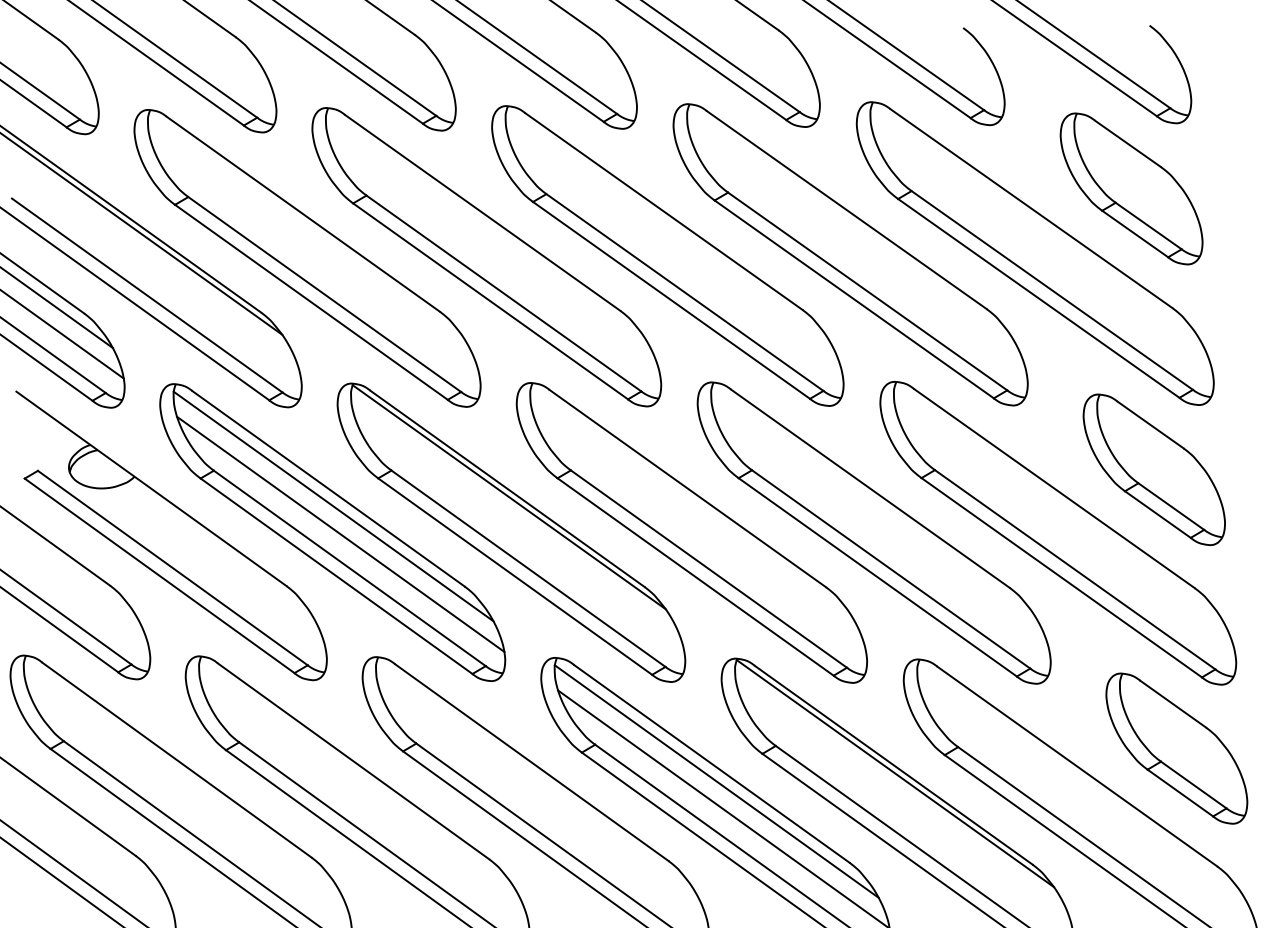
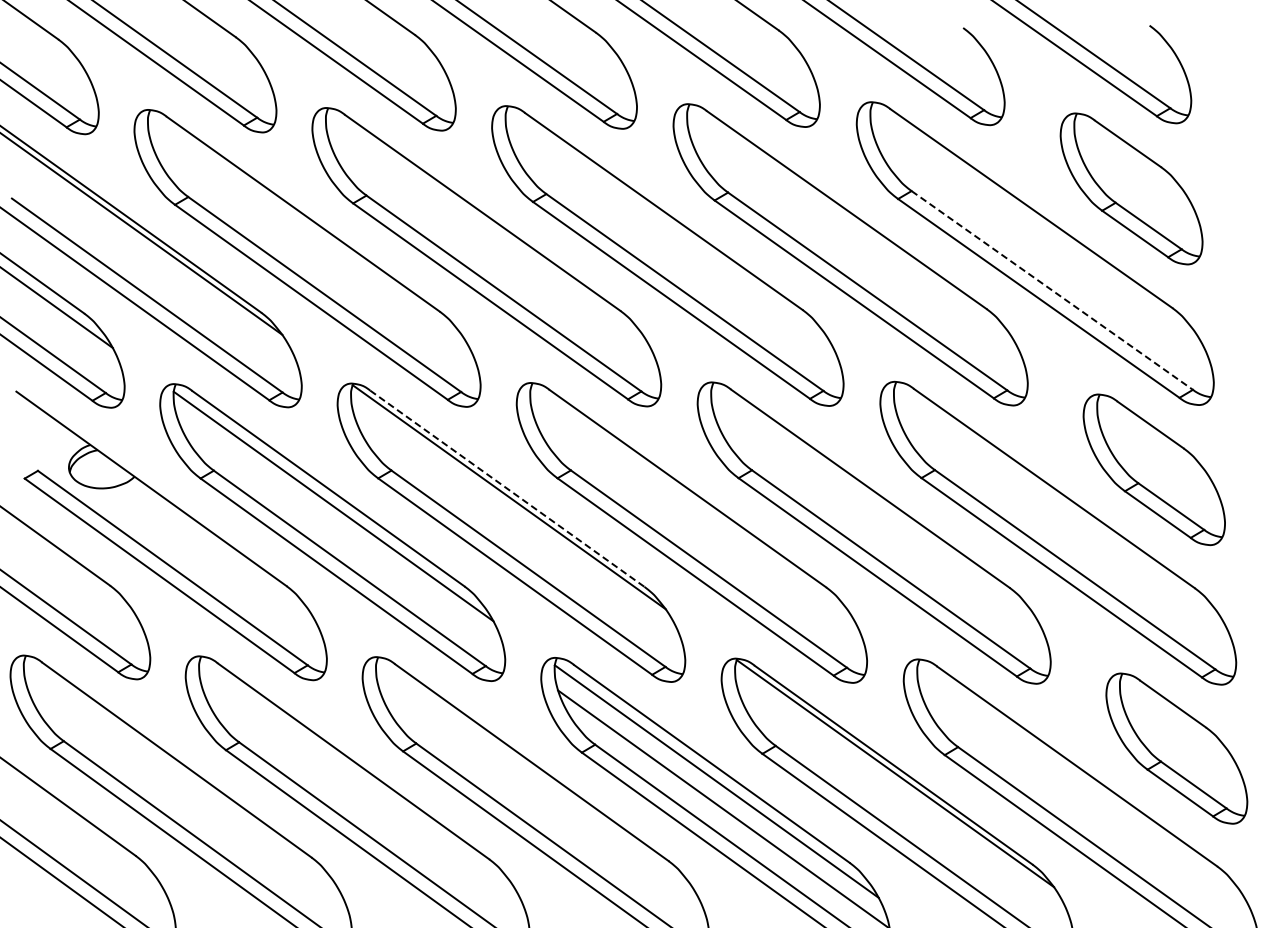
line: solid -> dashed (1052, 290)
line: present -> none (62, 334)
line: solid -> dashed (507, 488)
line: present -> none (340, 533)
